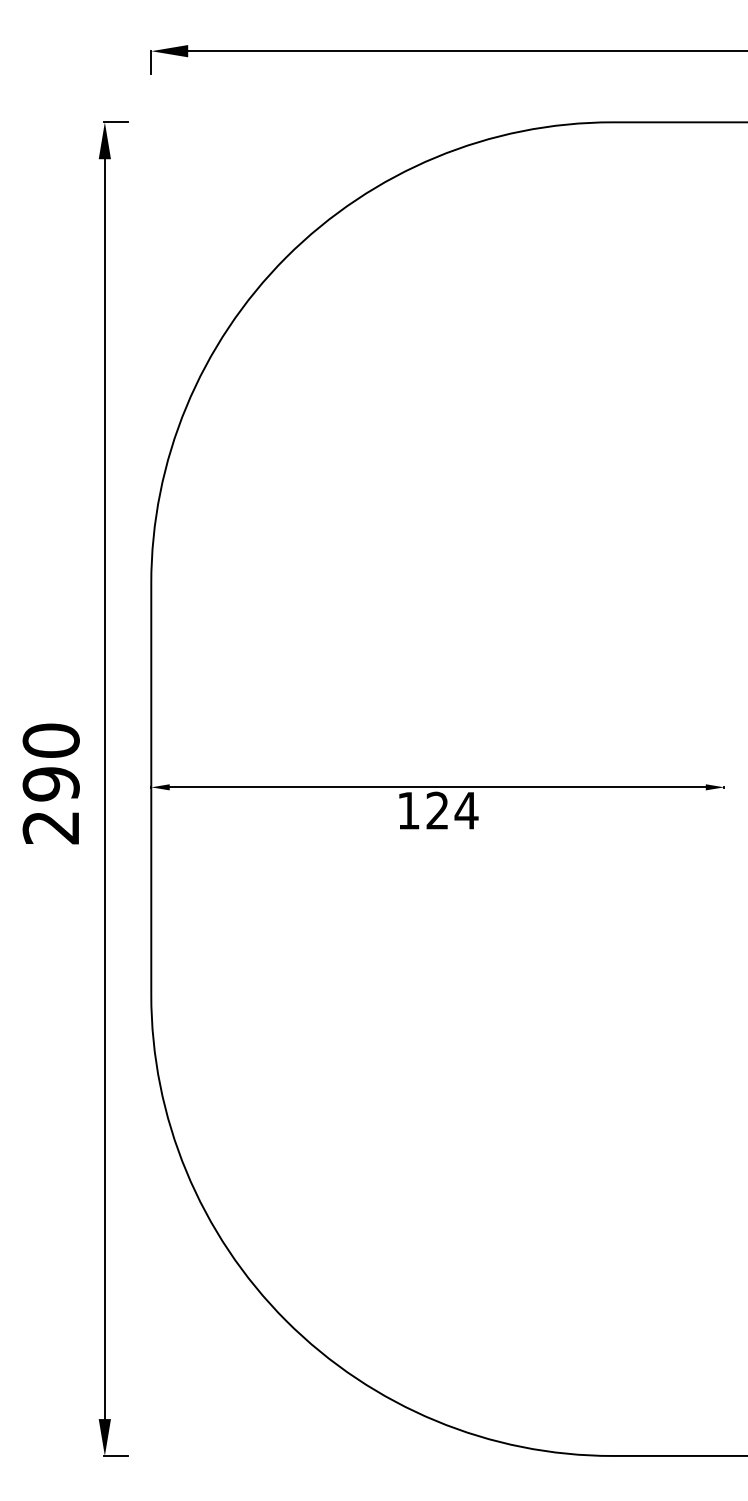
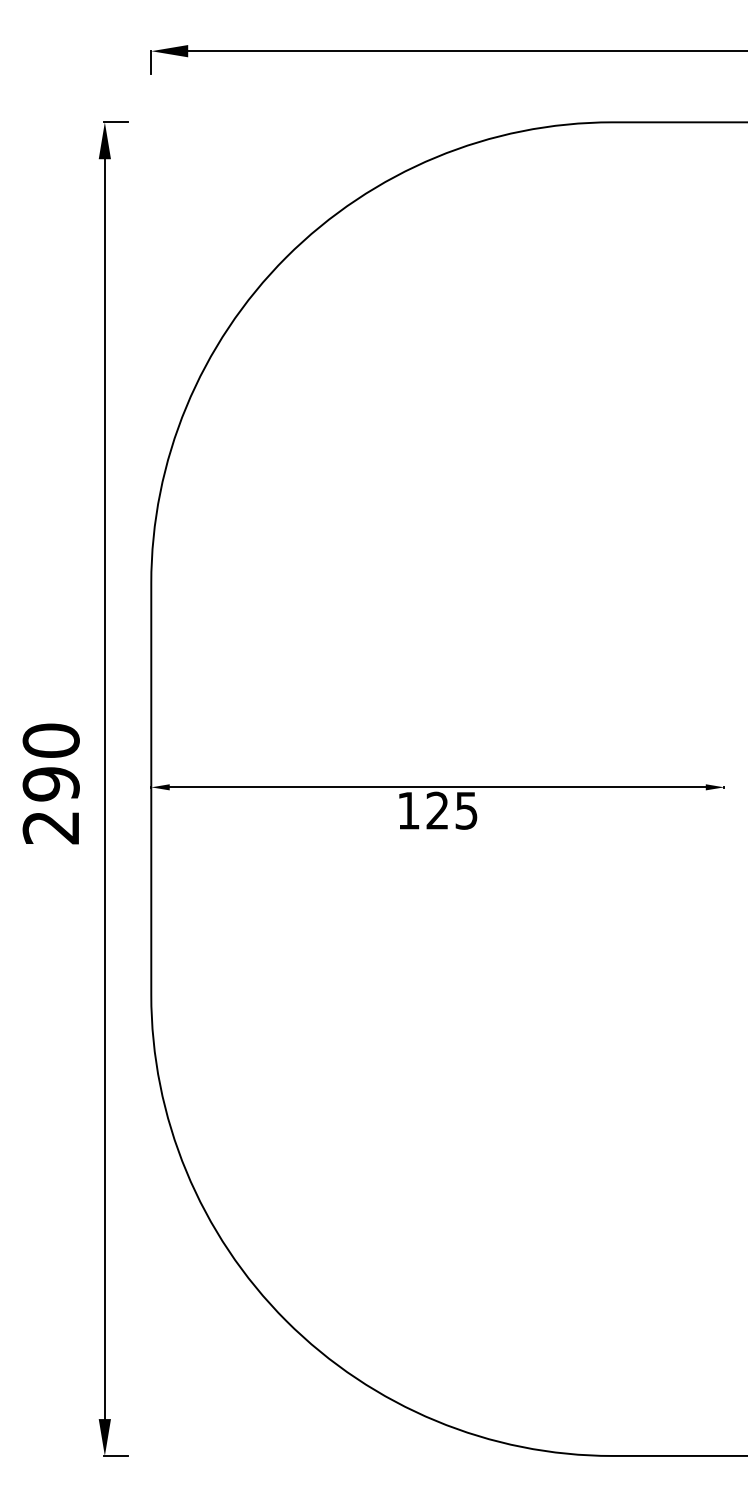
text: 124 -> 125 (466, 810)
